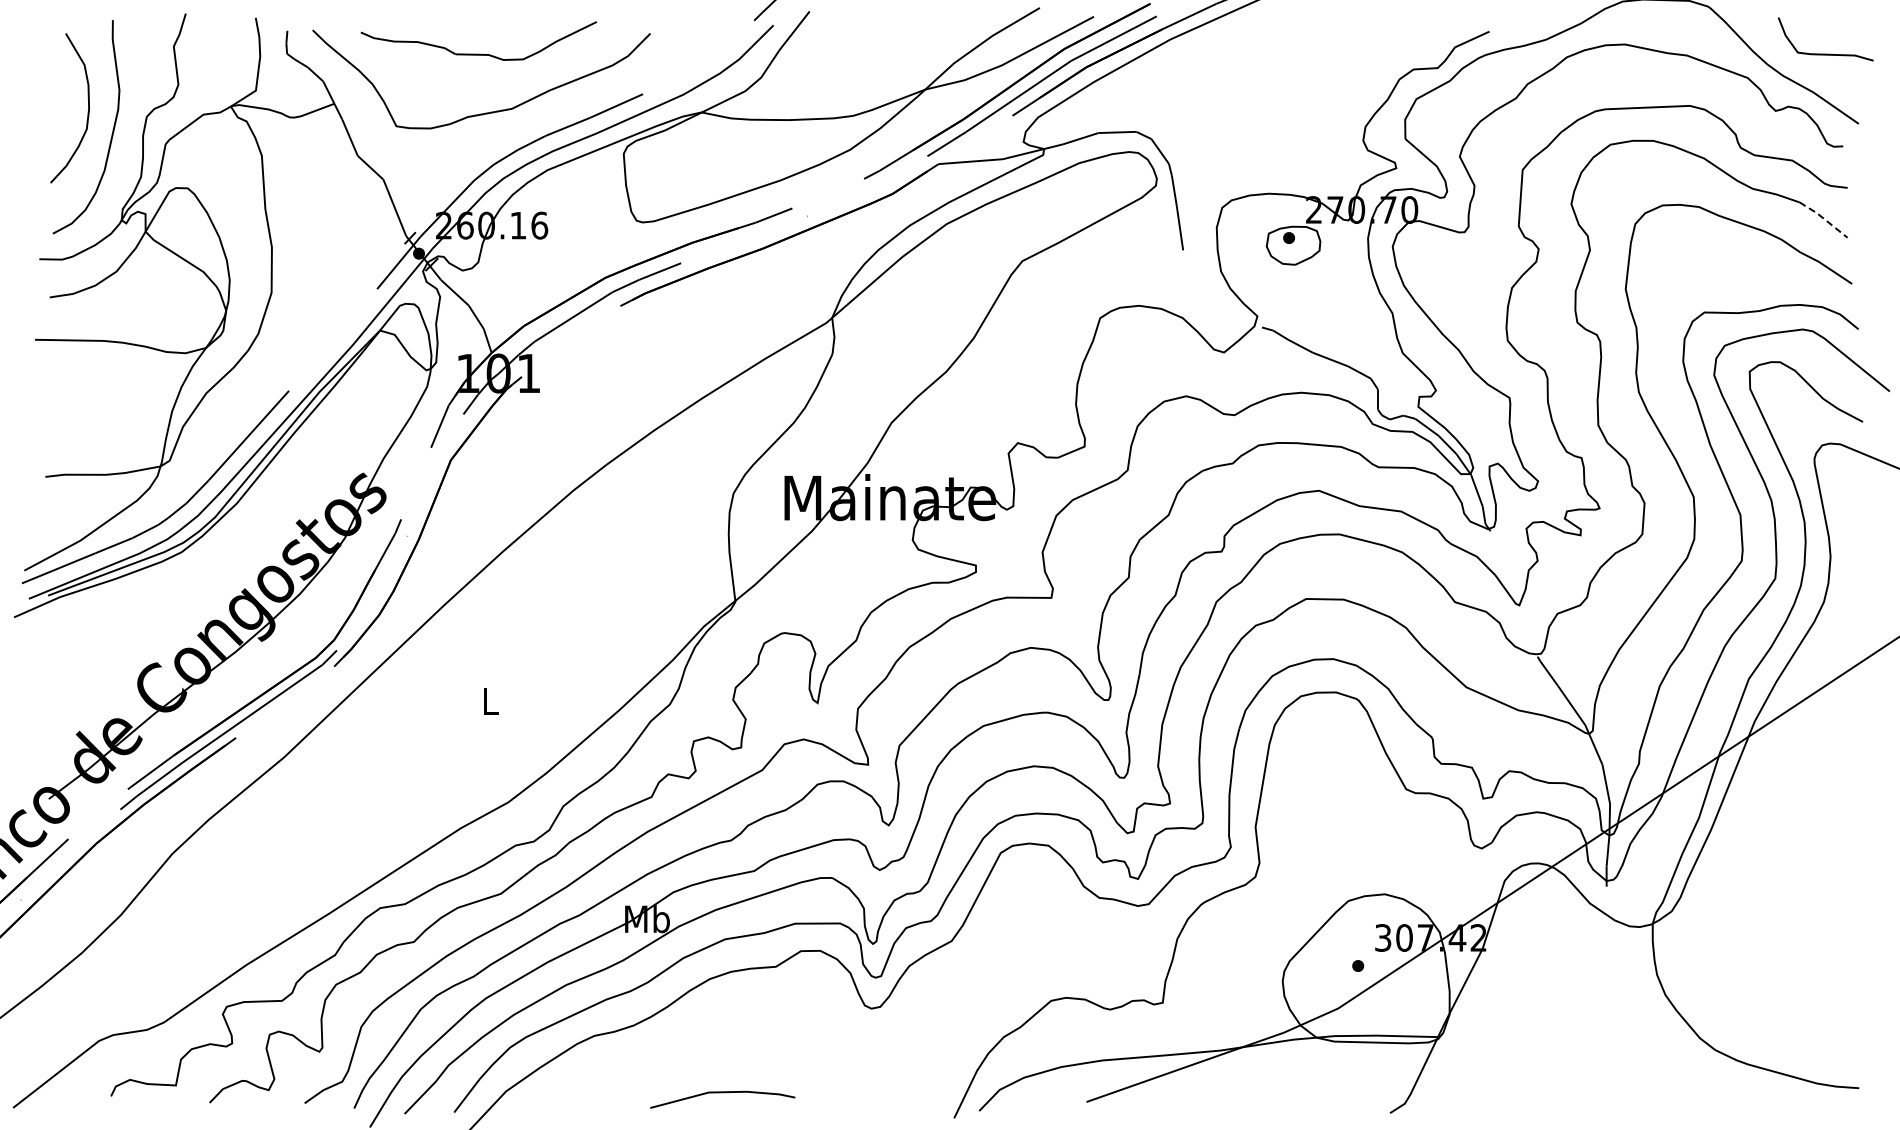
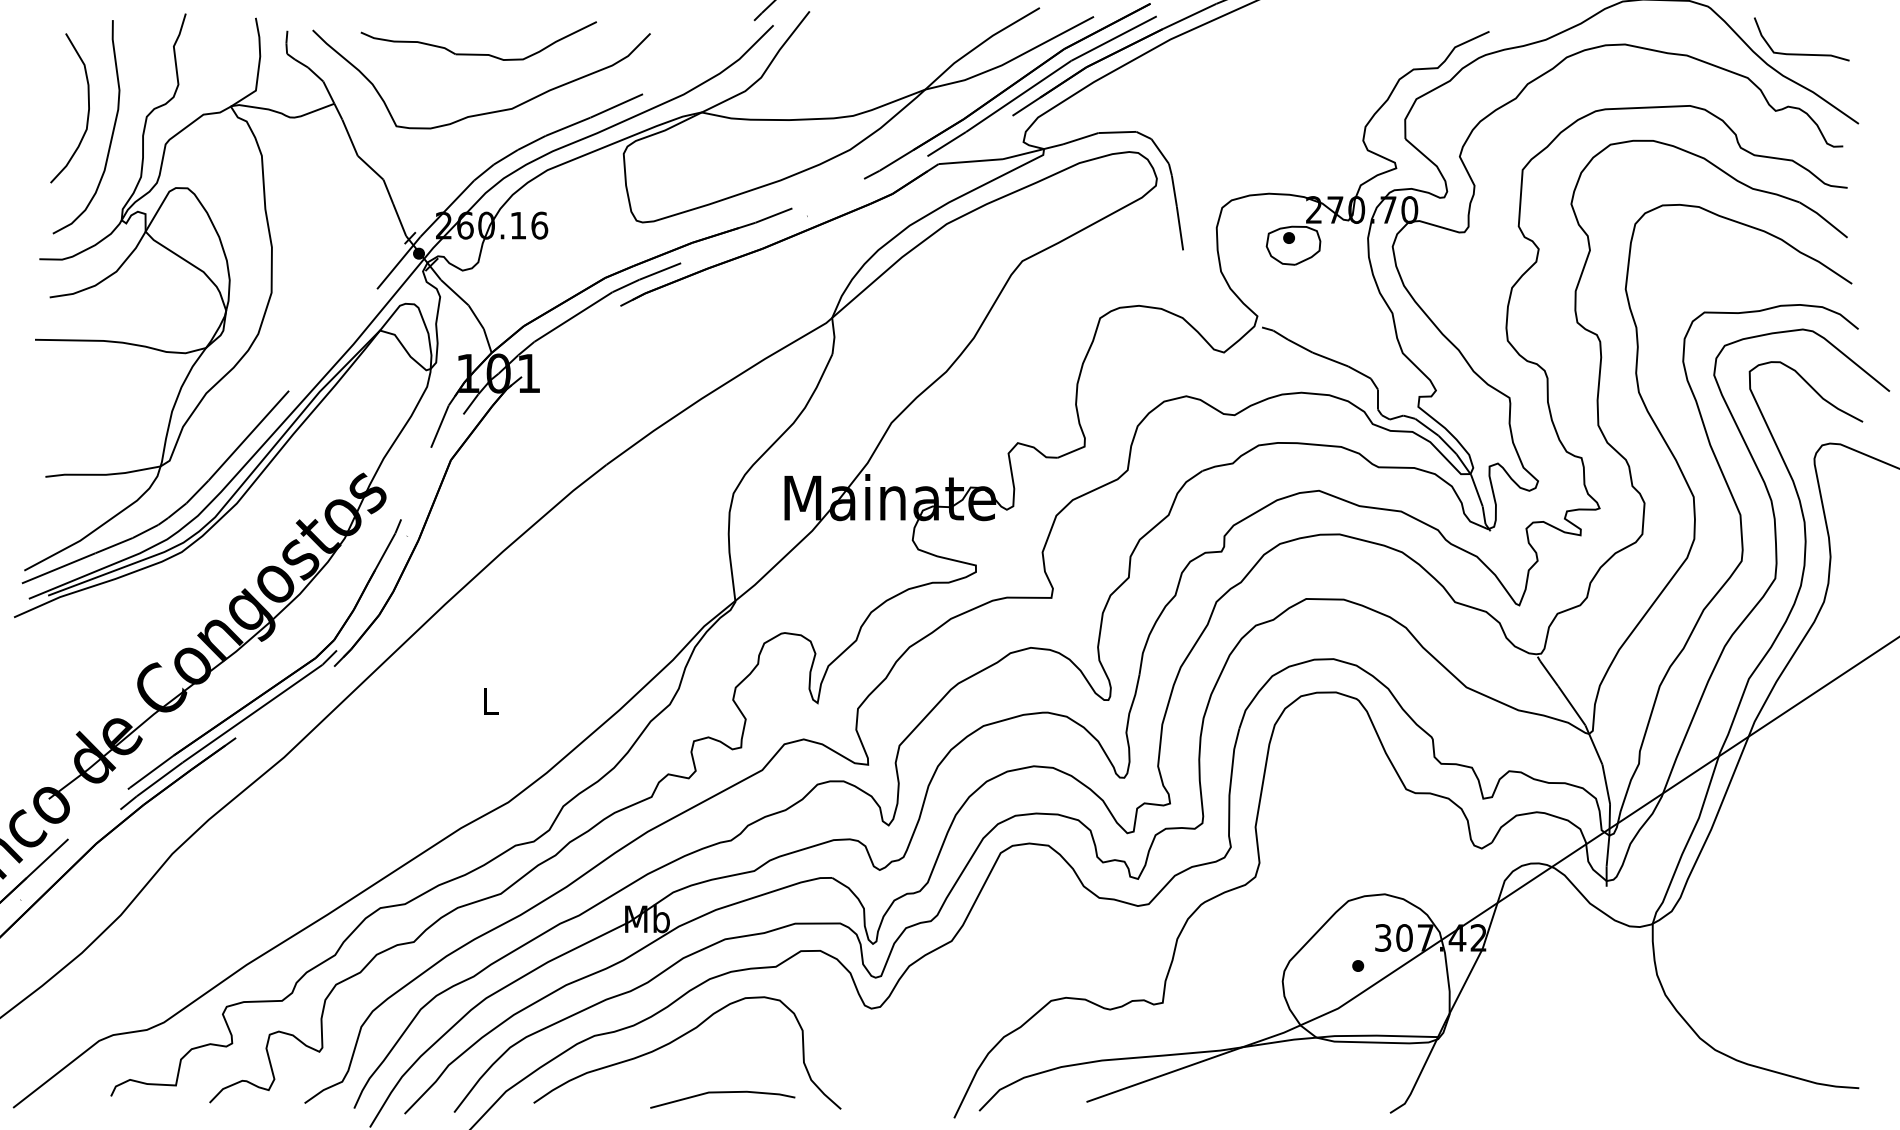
curve position: (1825, 53) -> (1801, 53) (1801, 53)
line: dashed -> solid (1823, 218)
curve: none -> present (678, 1039)
